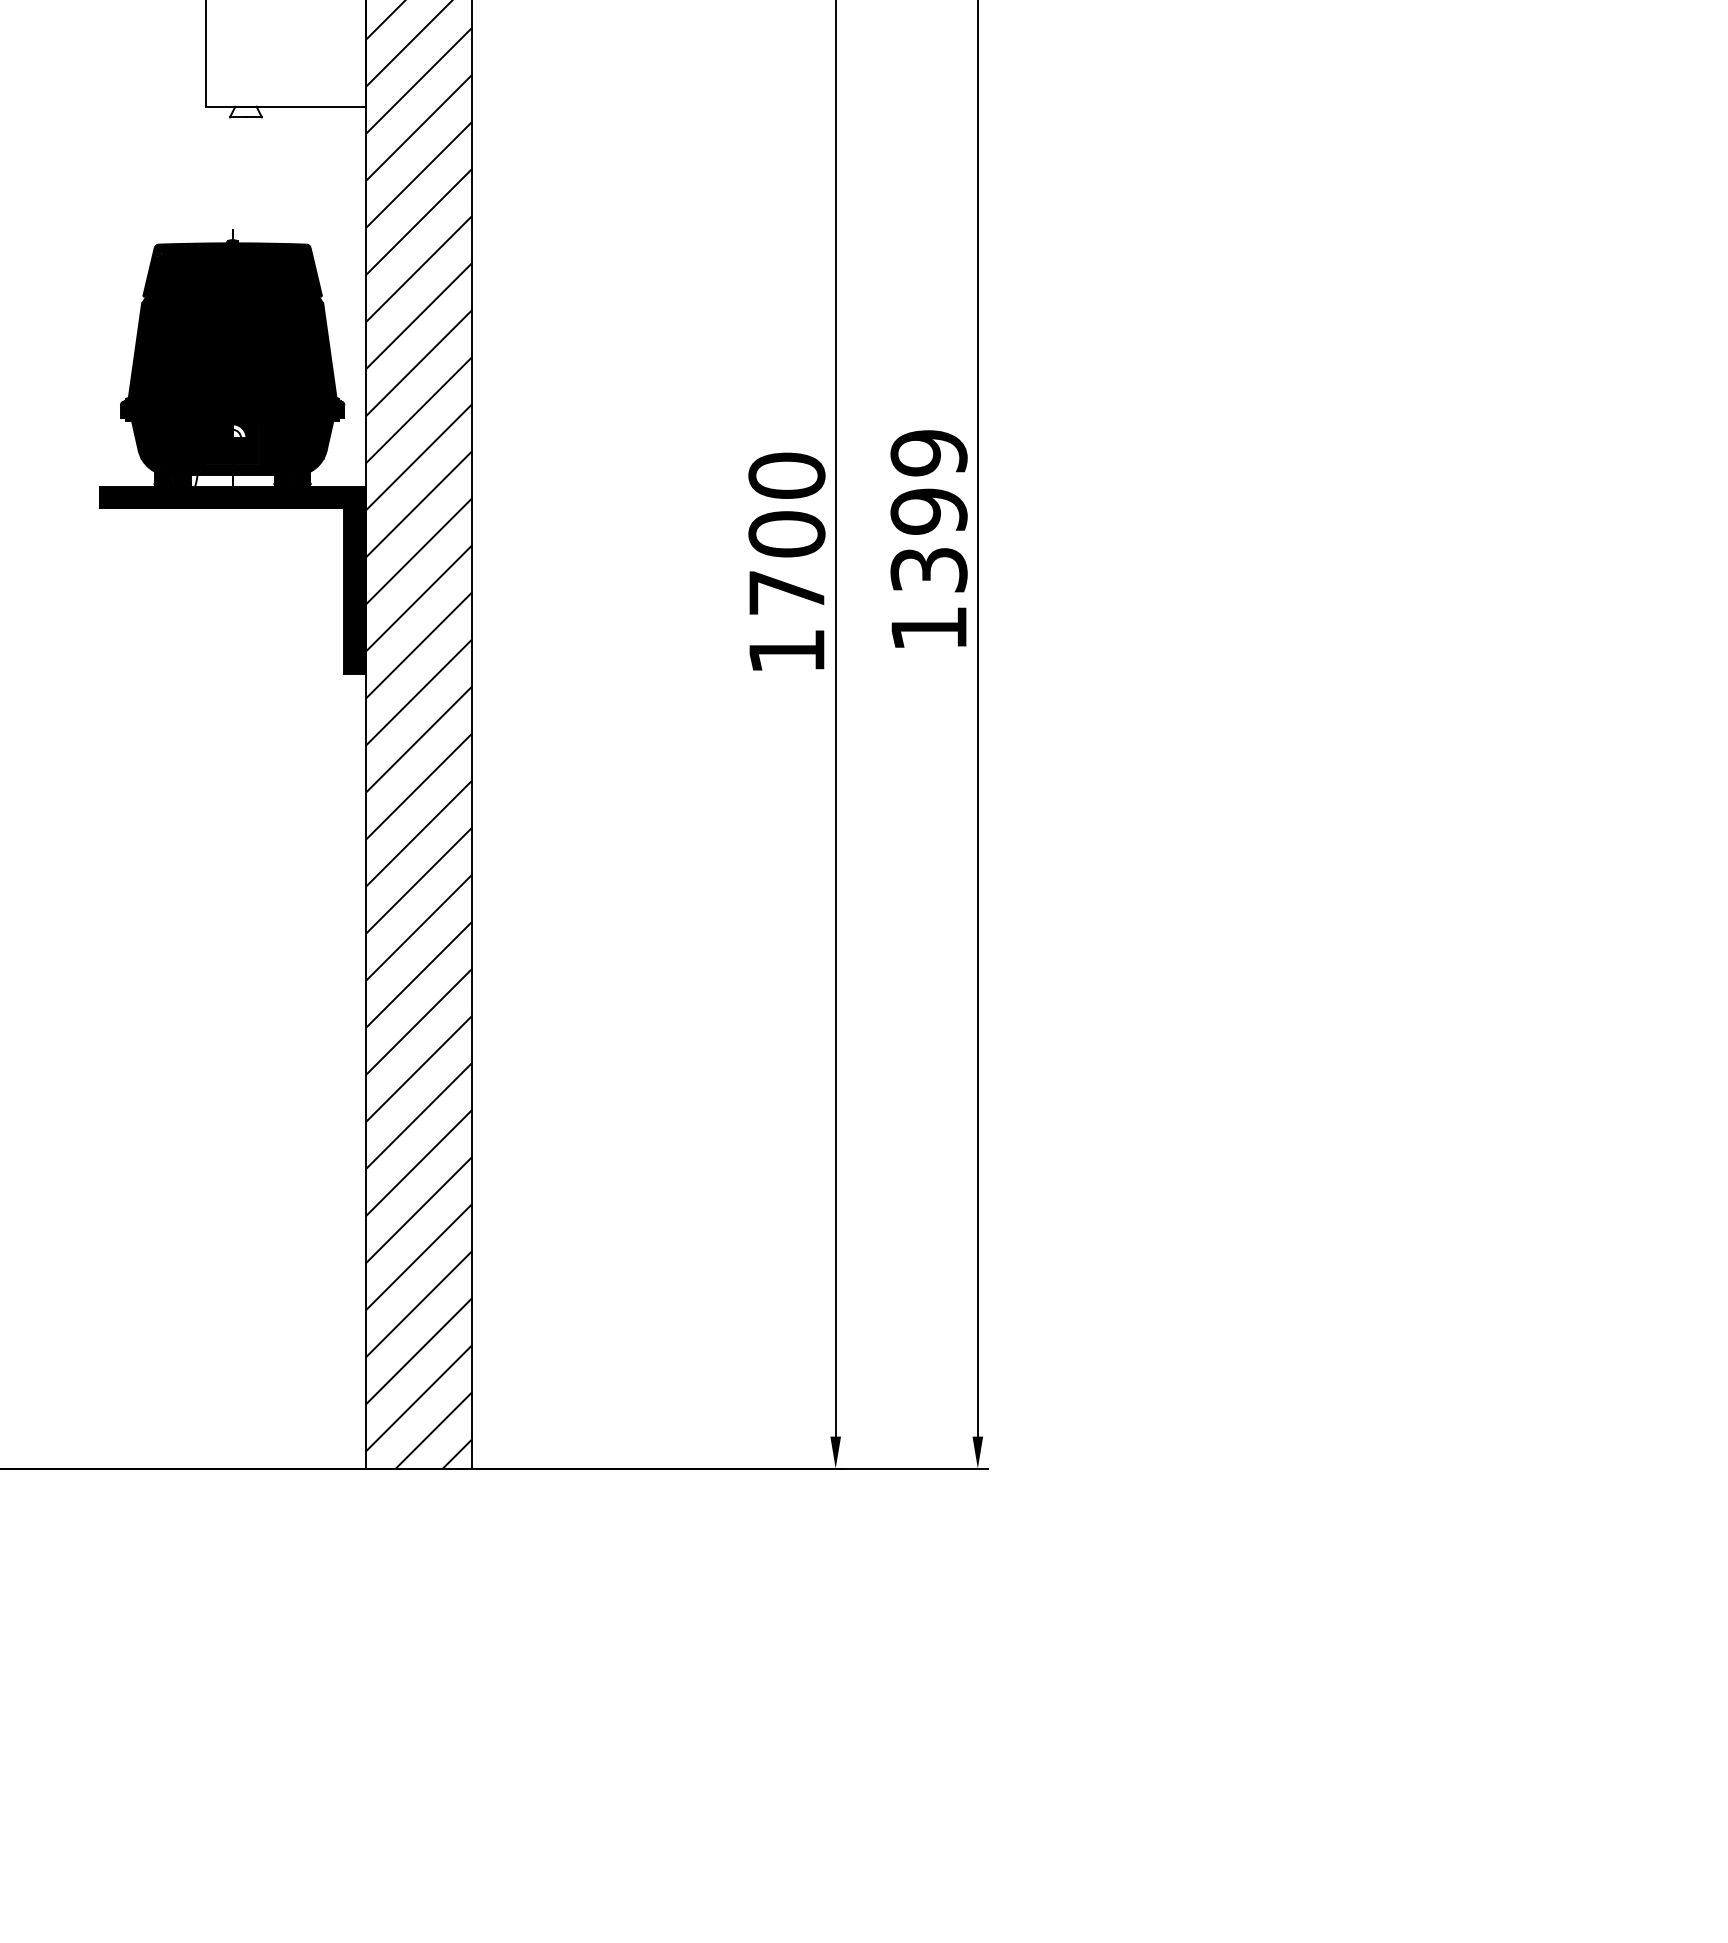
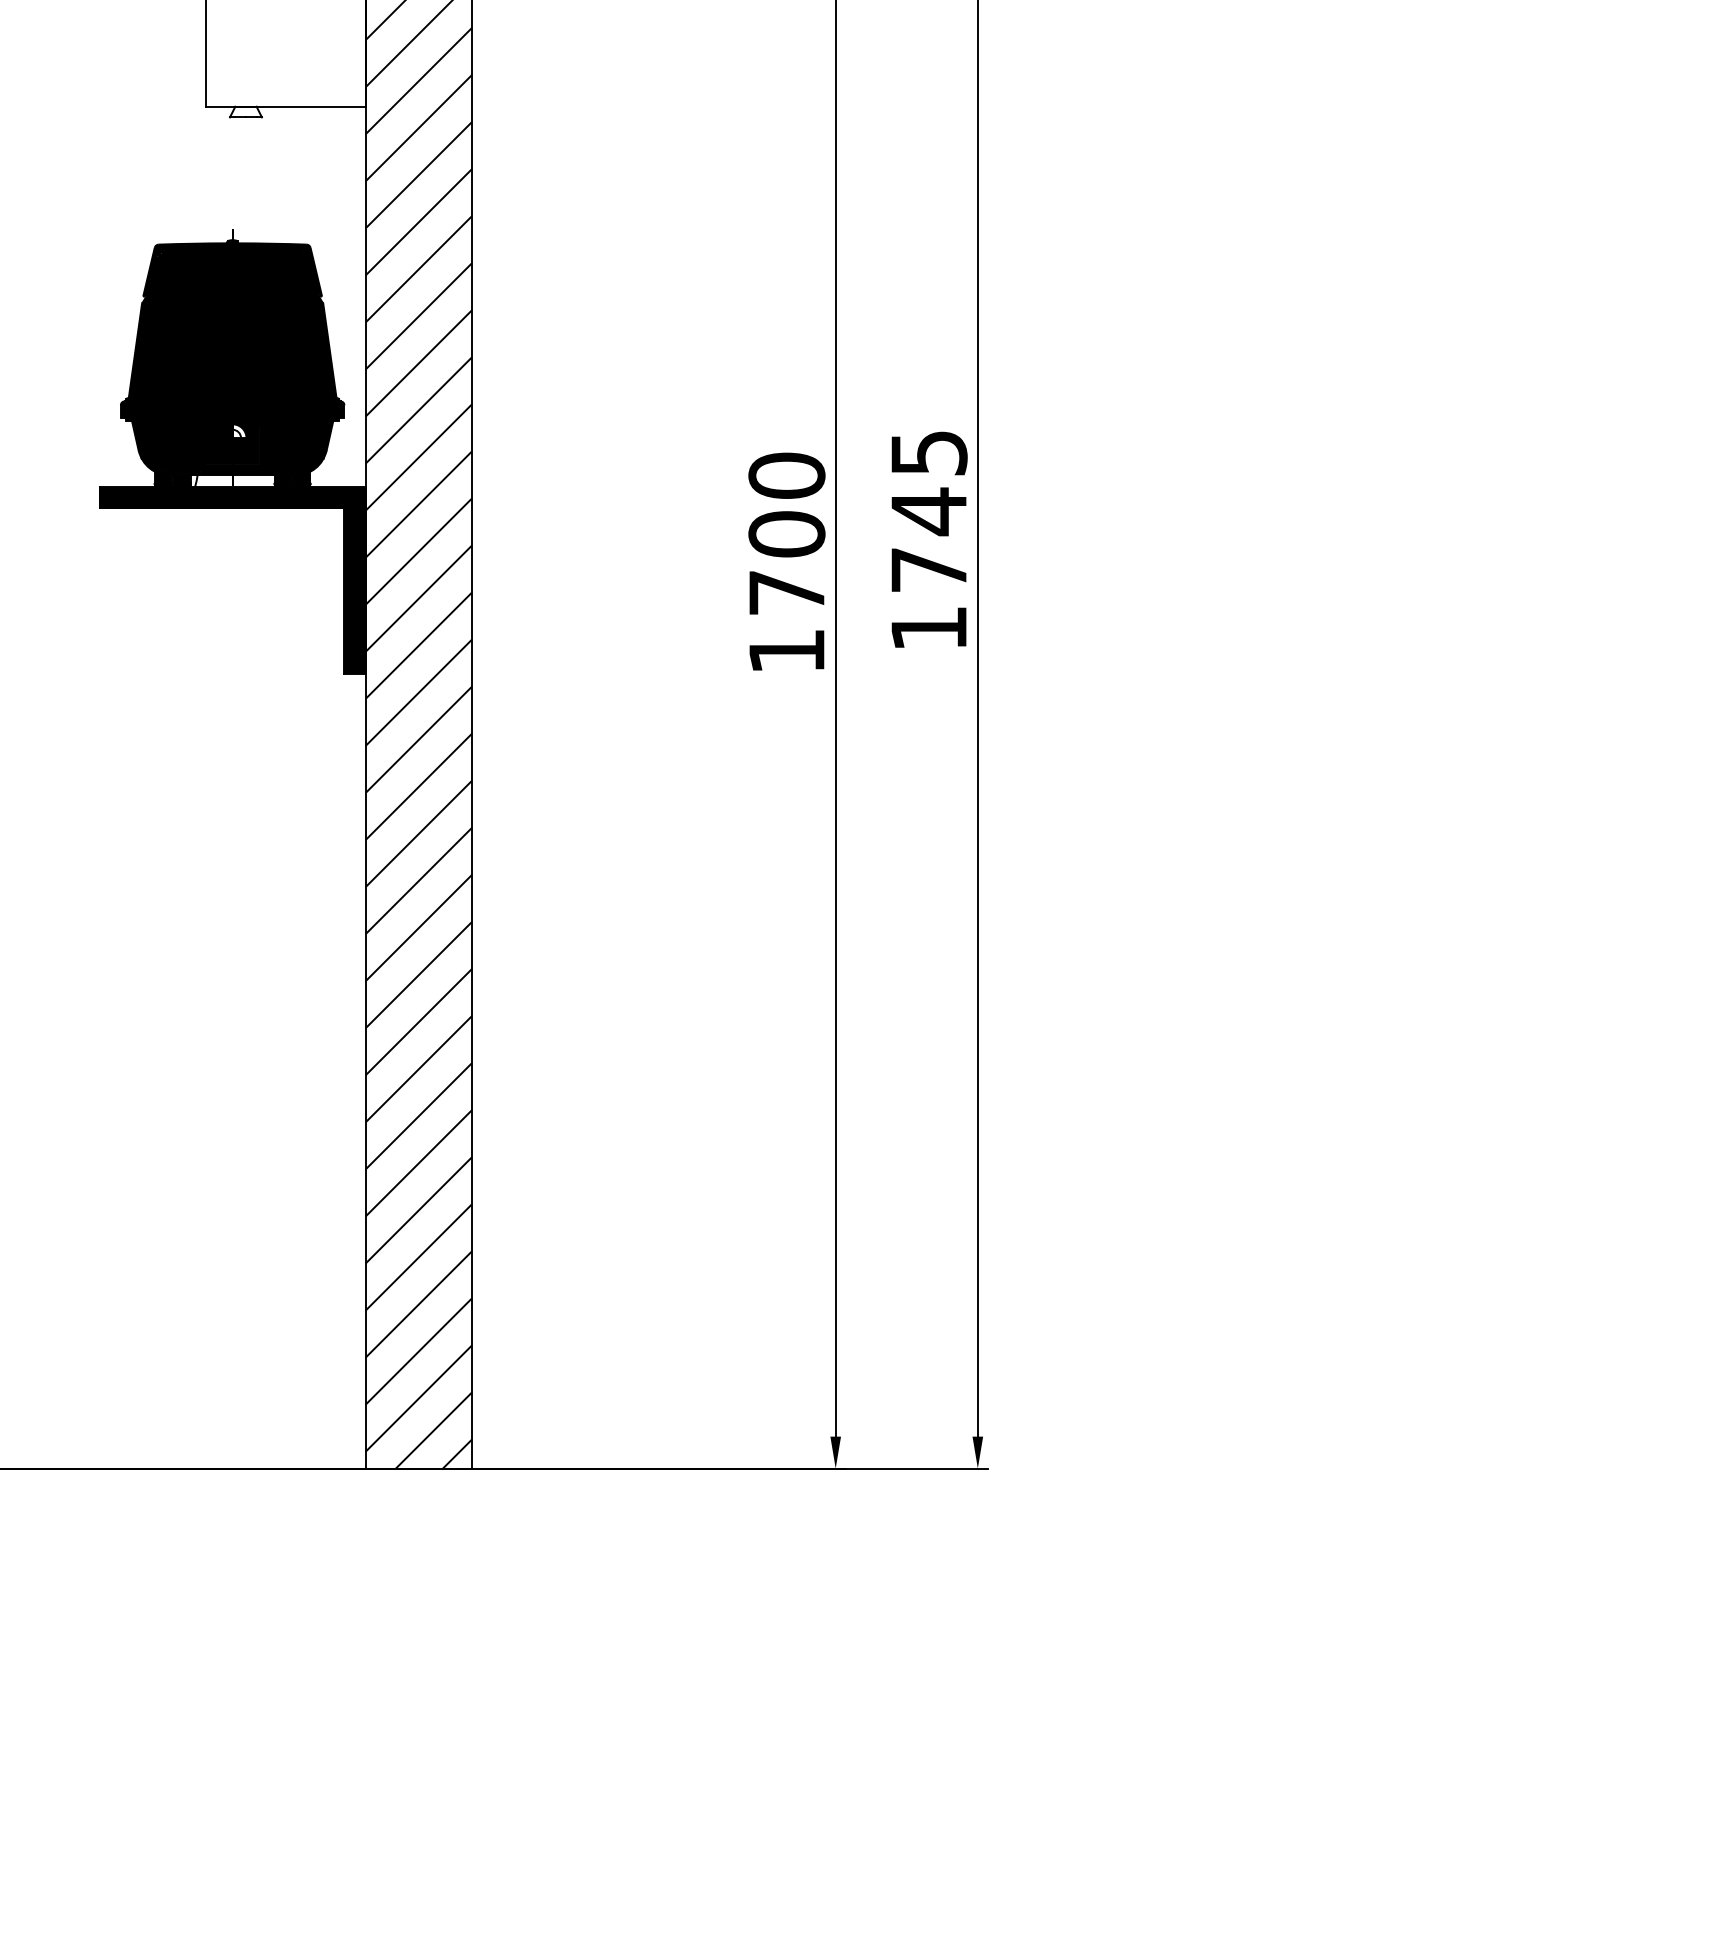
text: 1399 -> 1745 (928, 511)
